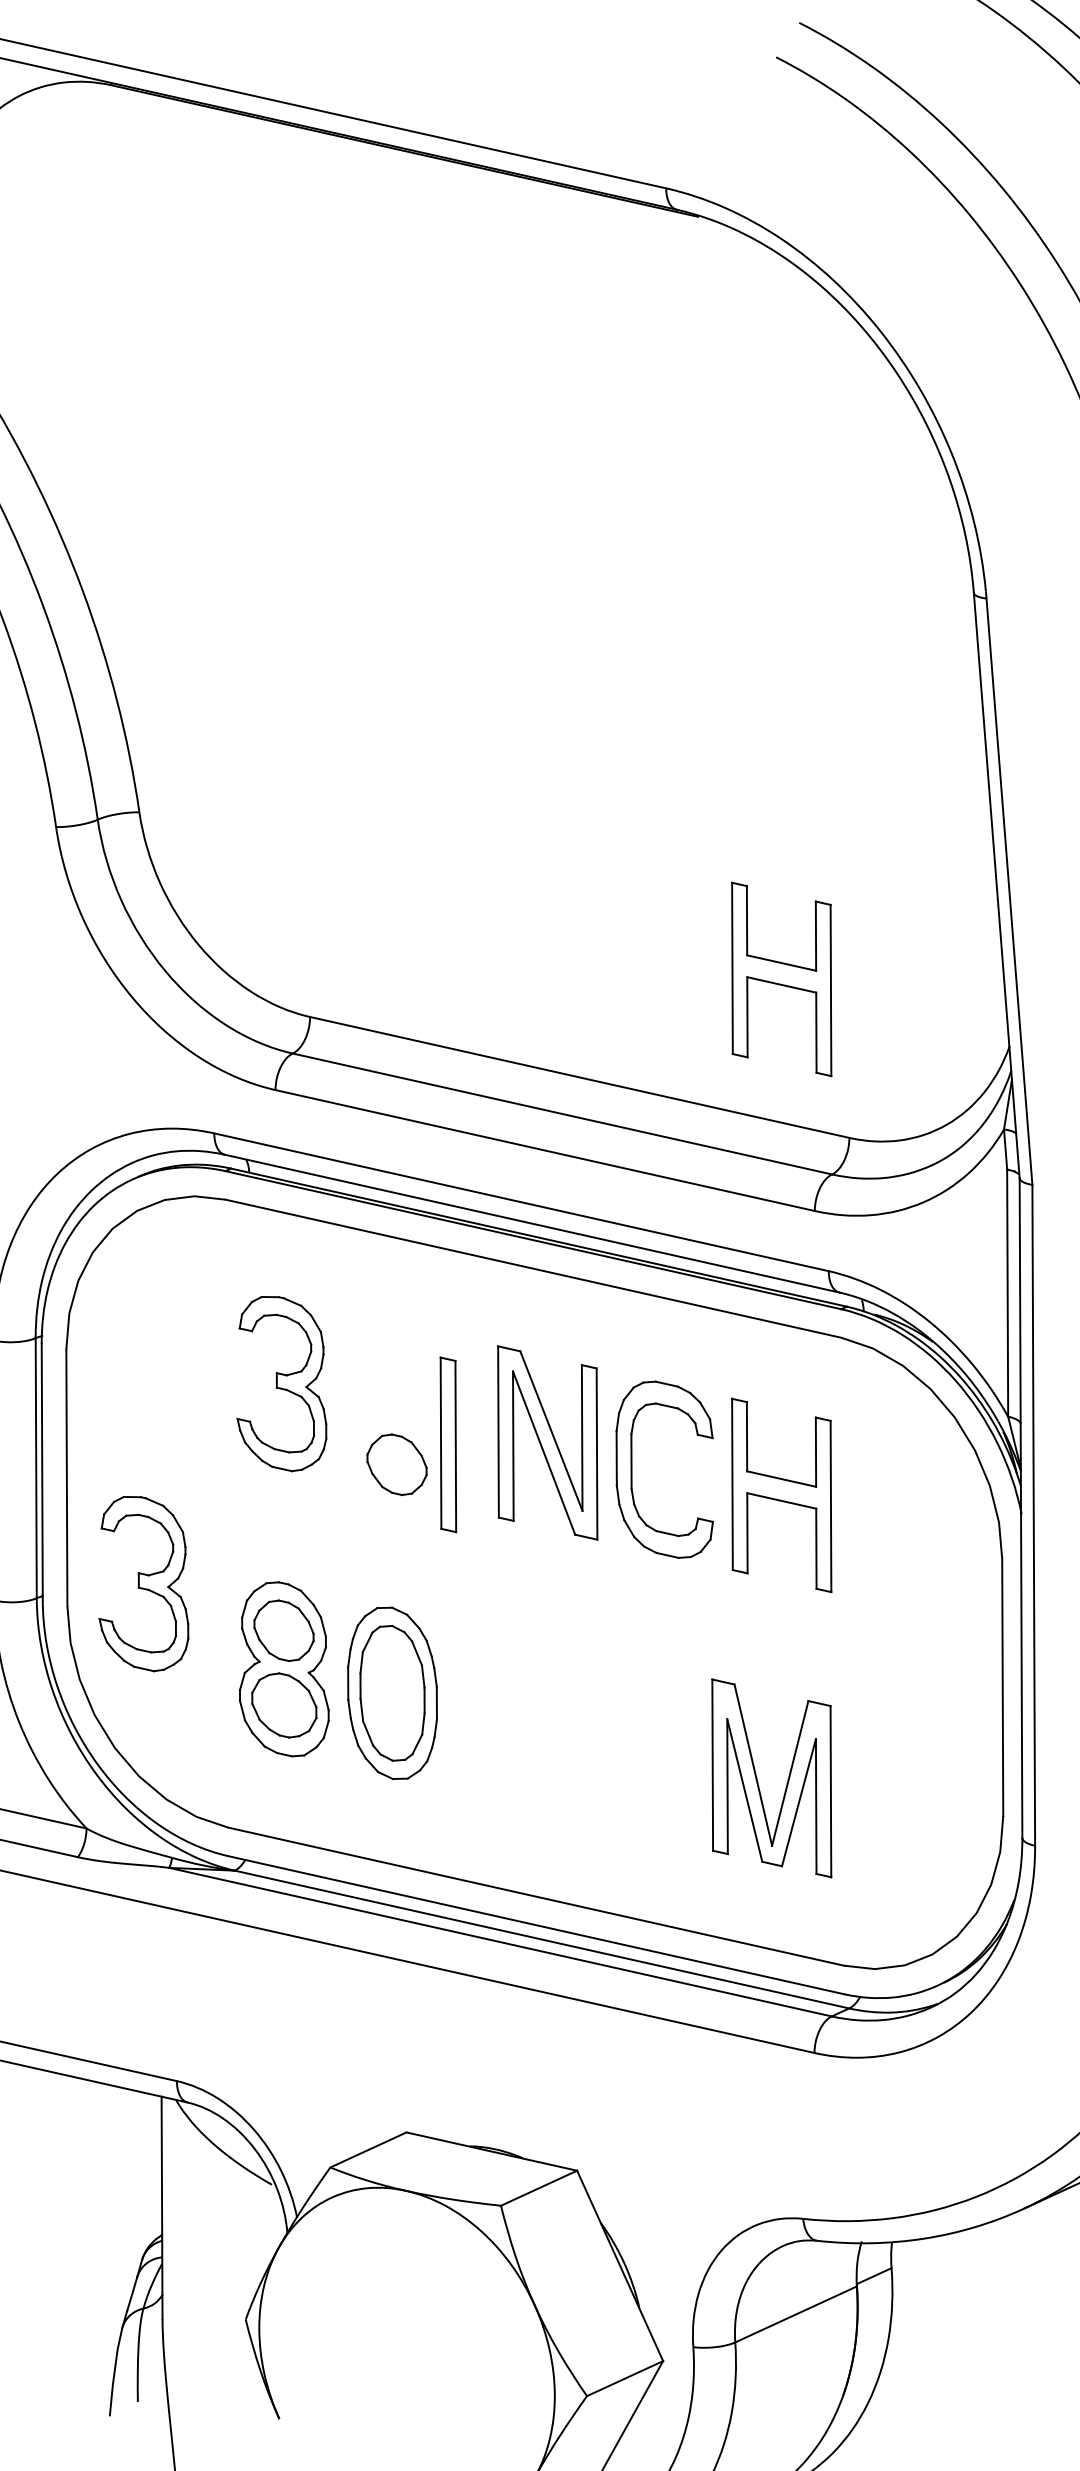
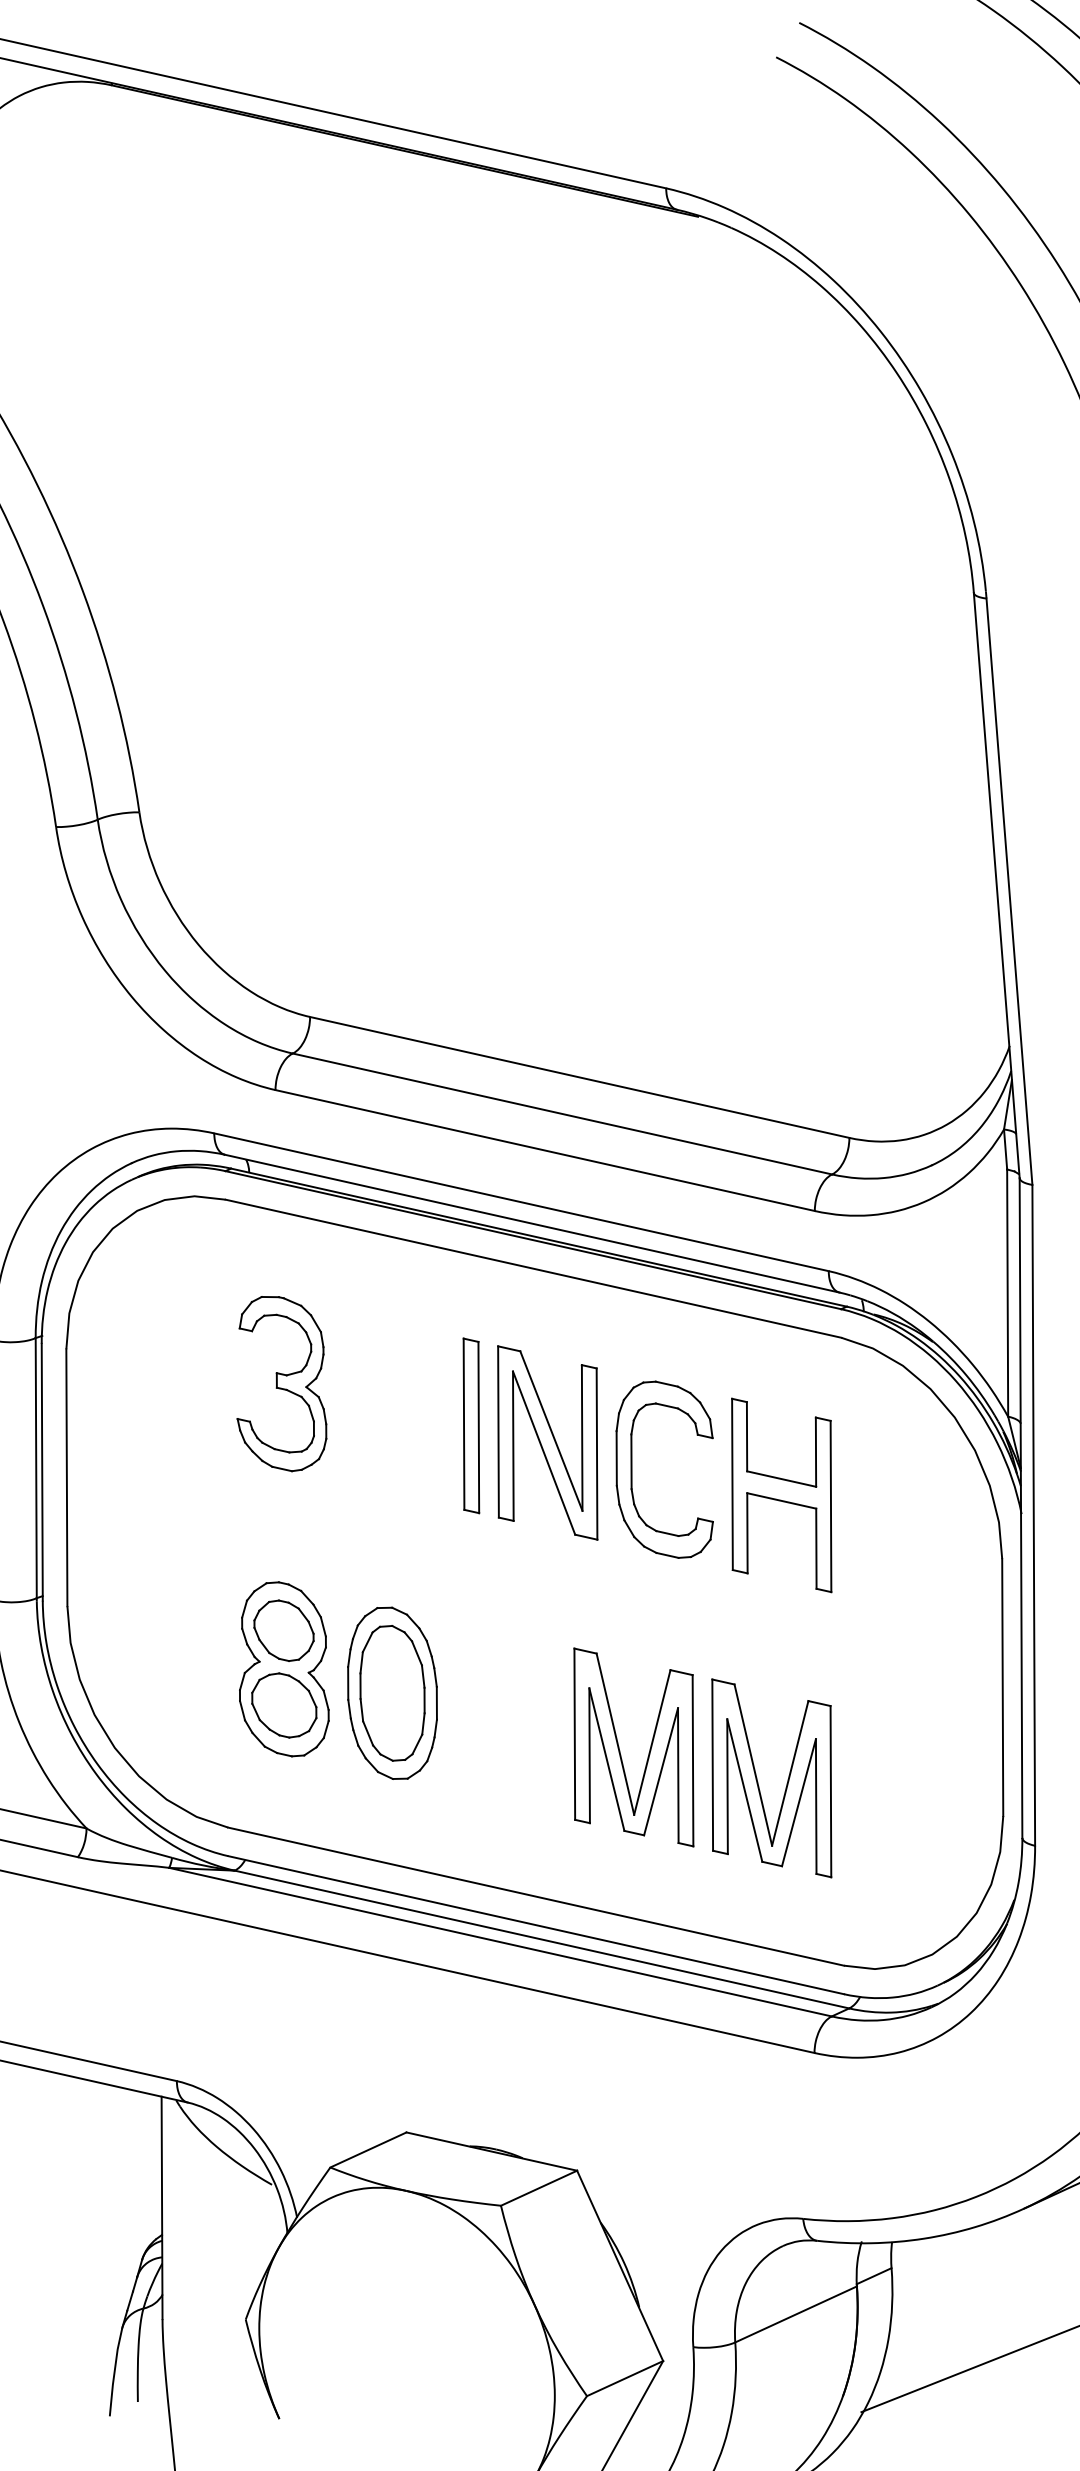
part: present -> none (781, 979)
part position: (448, 1444) -> (471, 1425) (471, 1425)
part: present -> none (396, 1464)
part: present -> none (143, 1584)
part: none -> present (620, 1750)
line: none -> present (968, 2369)
